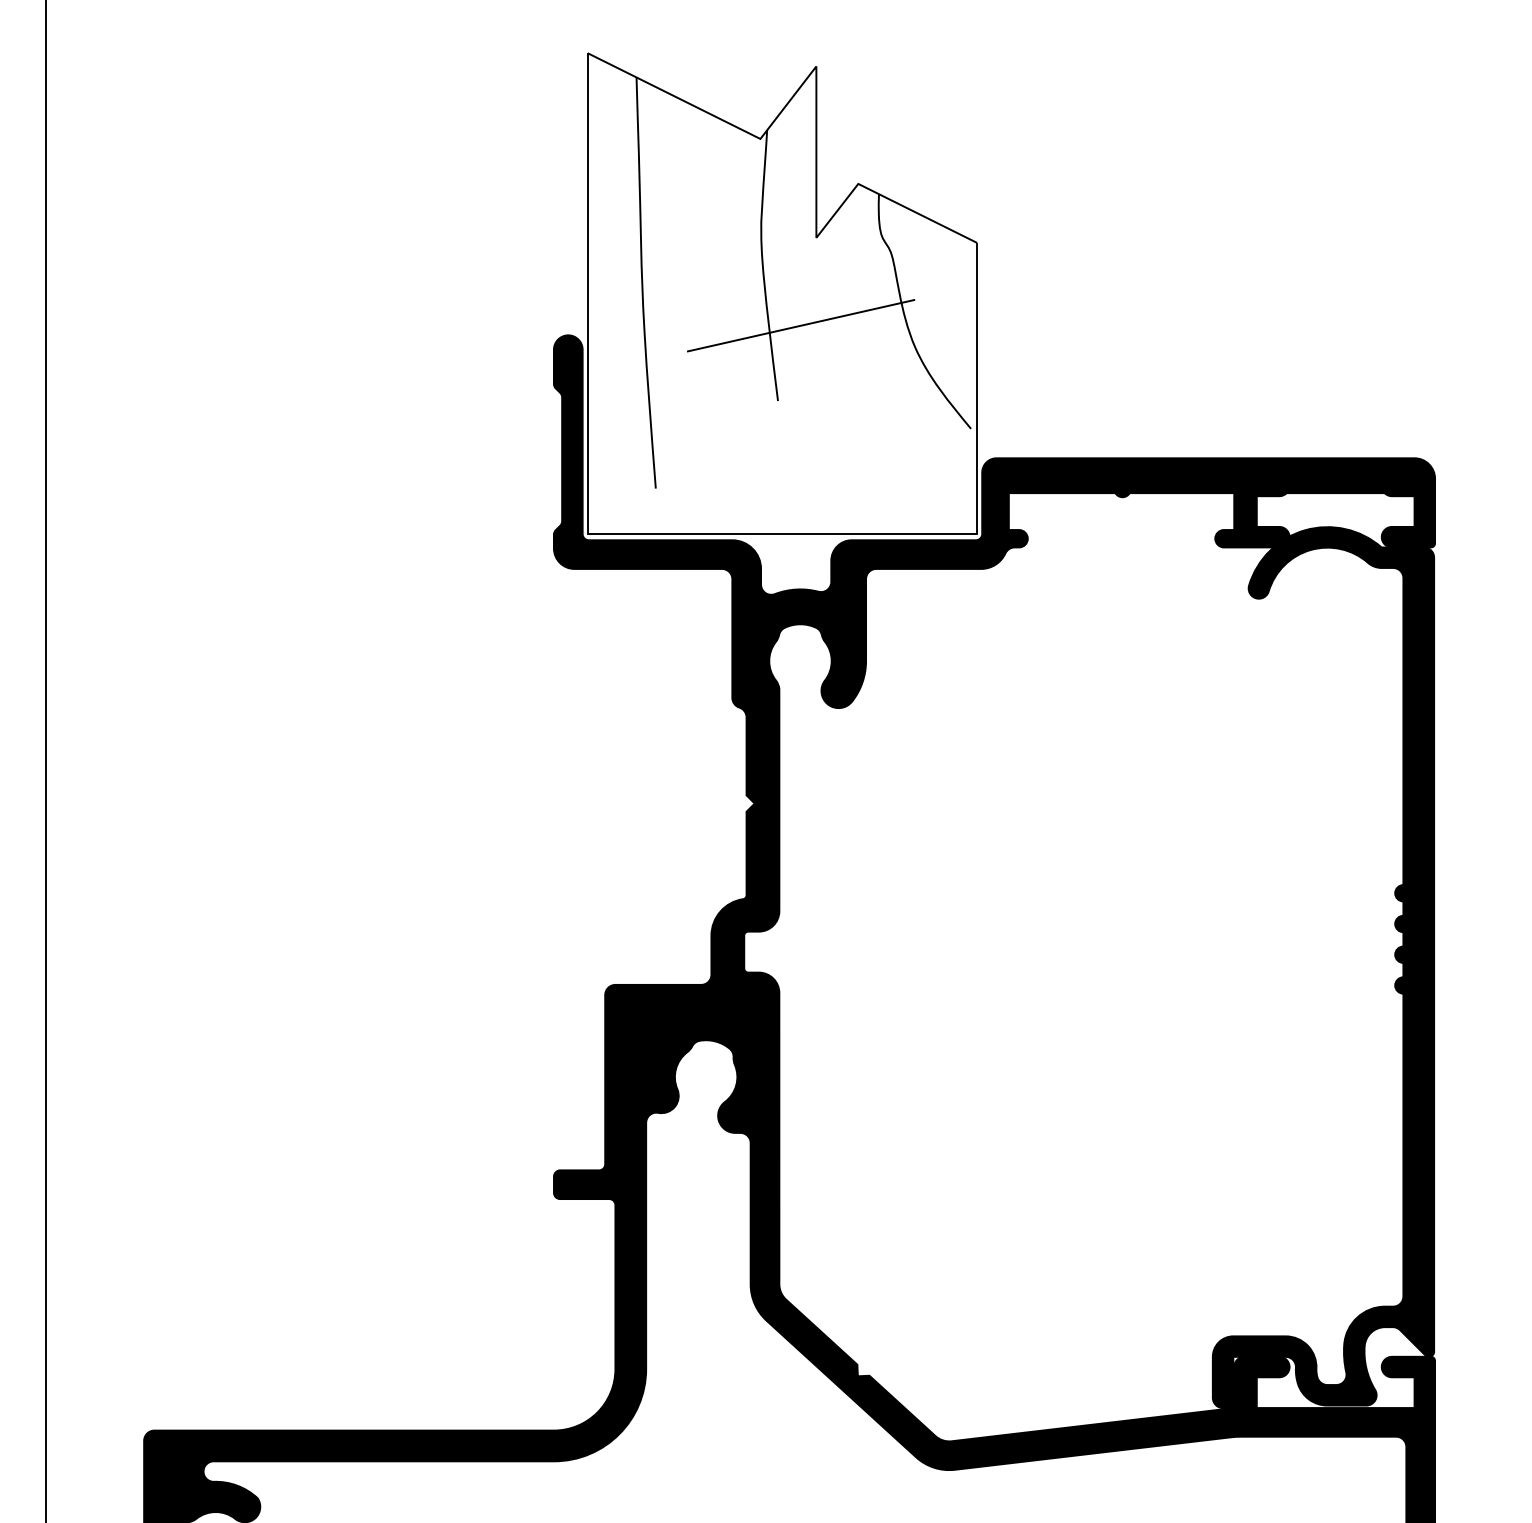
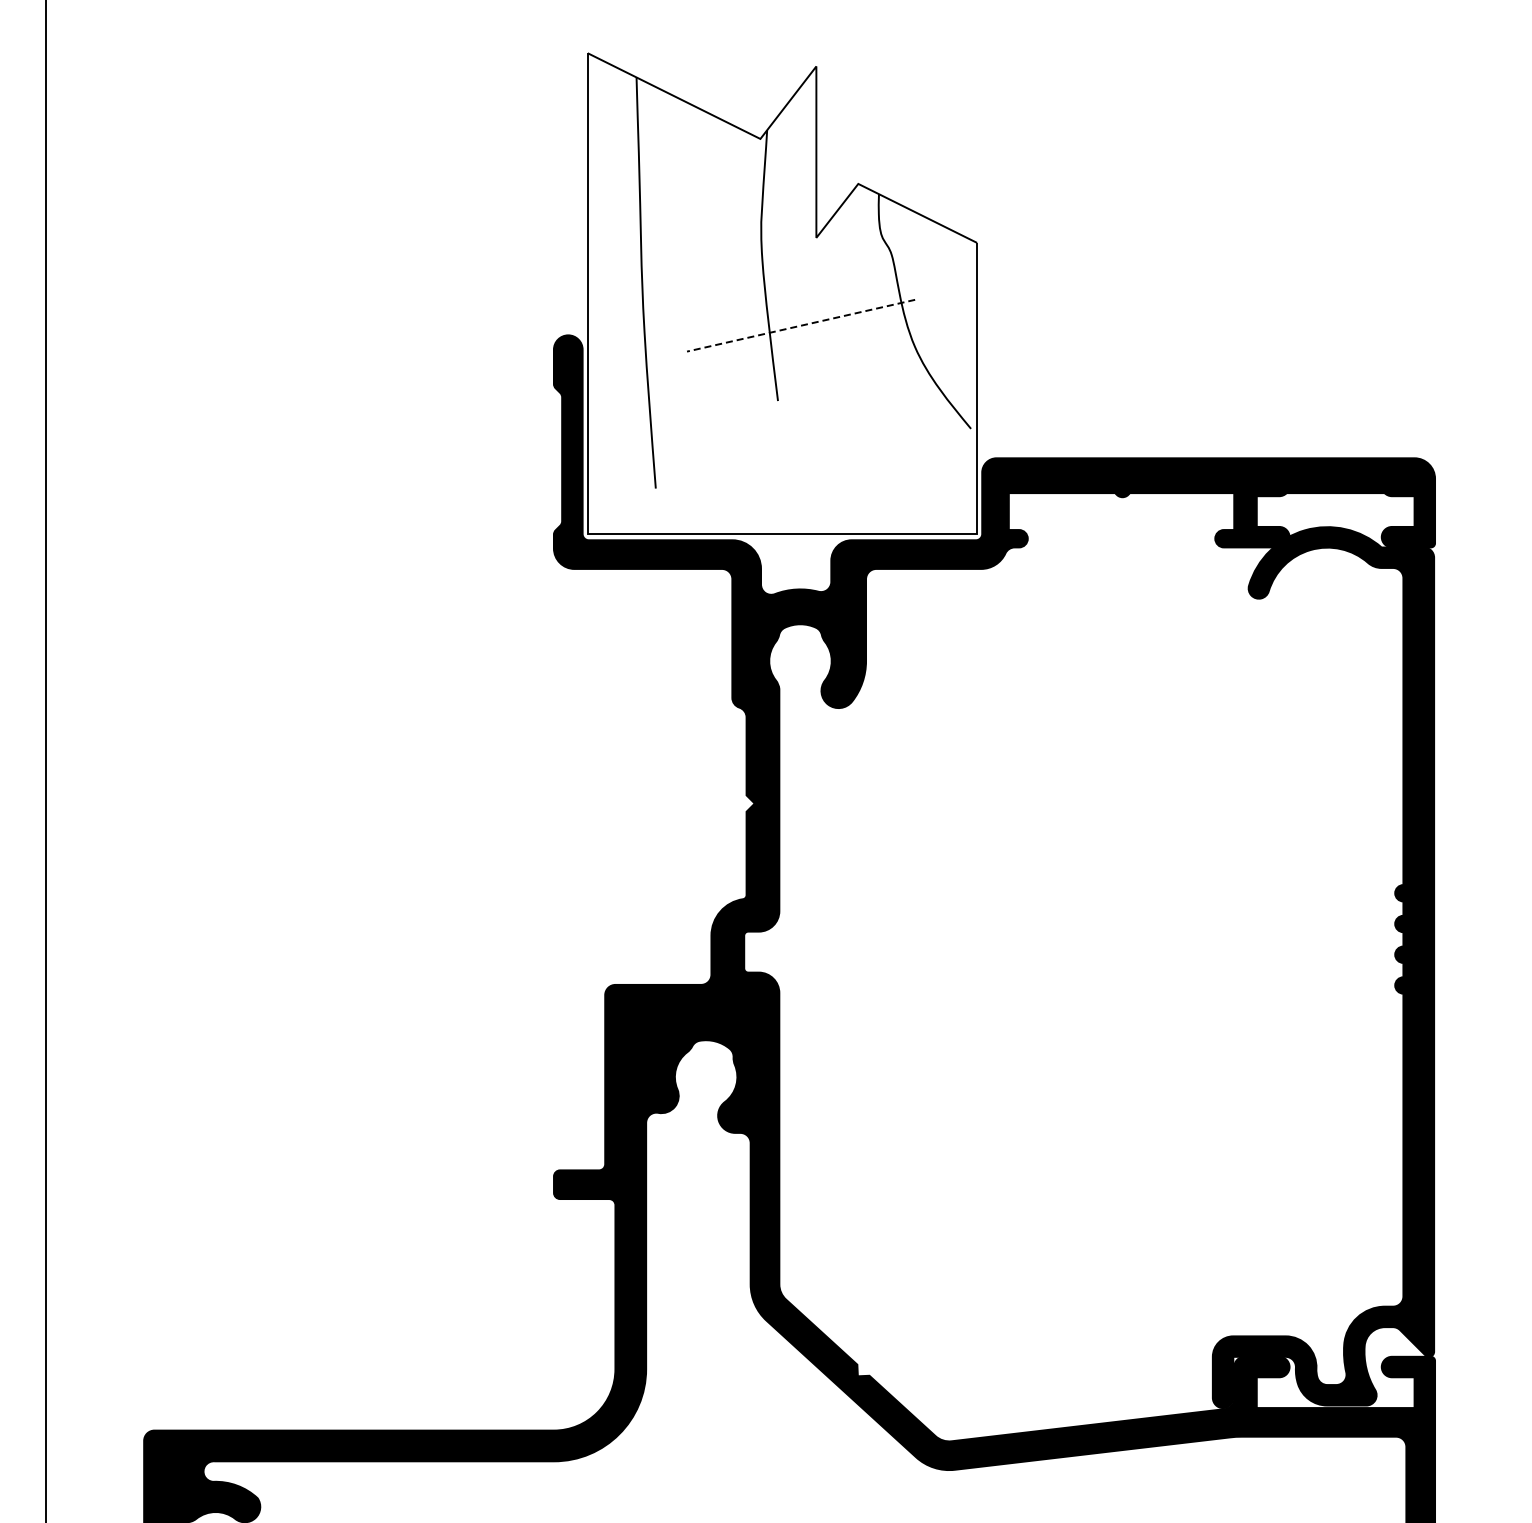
line: solid -> dashed (801, 325)
